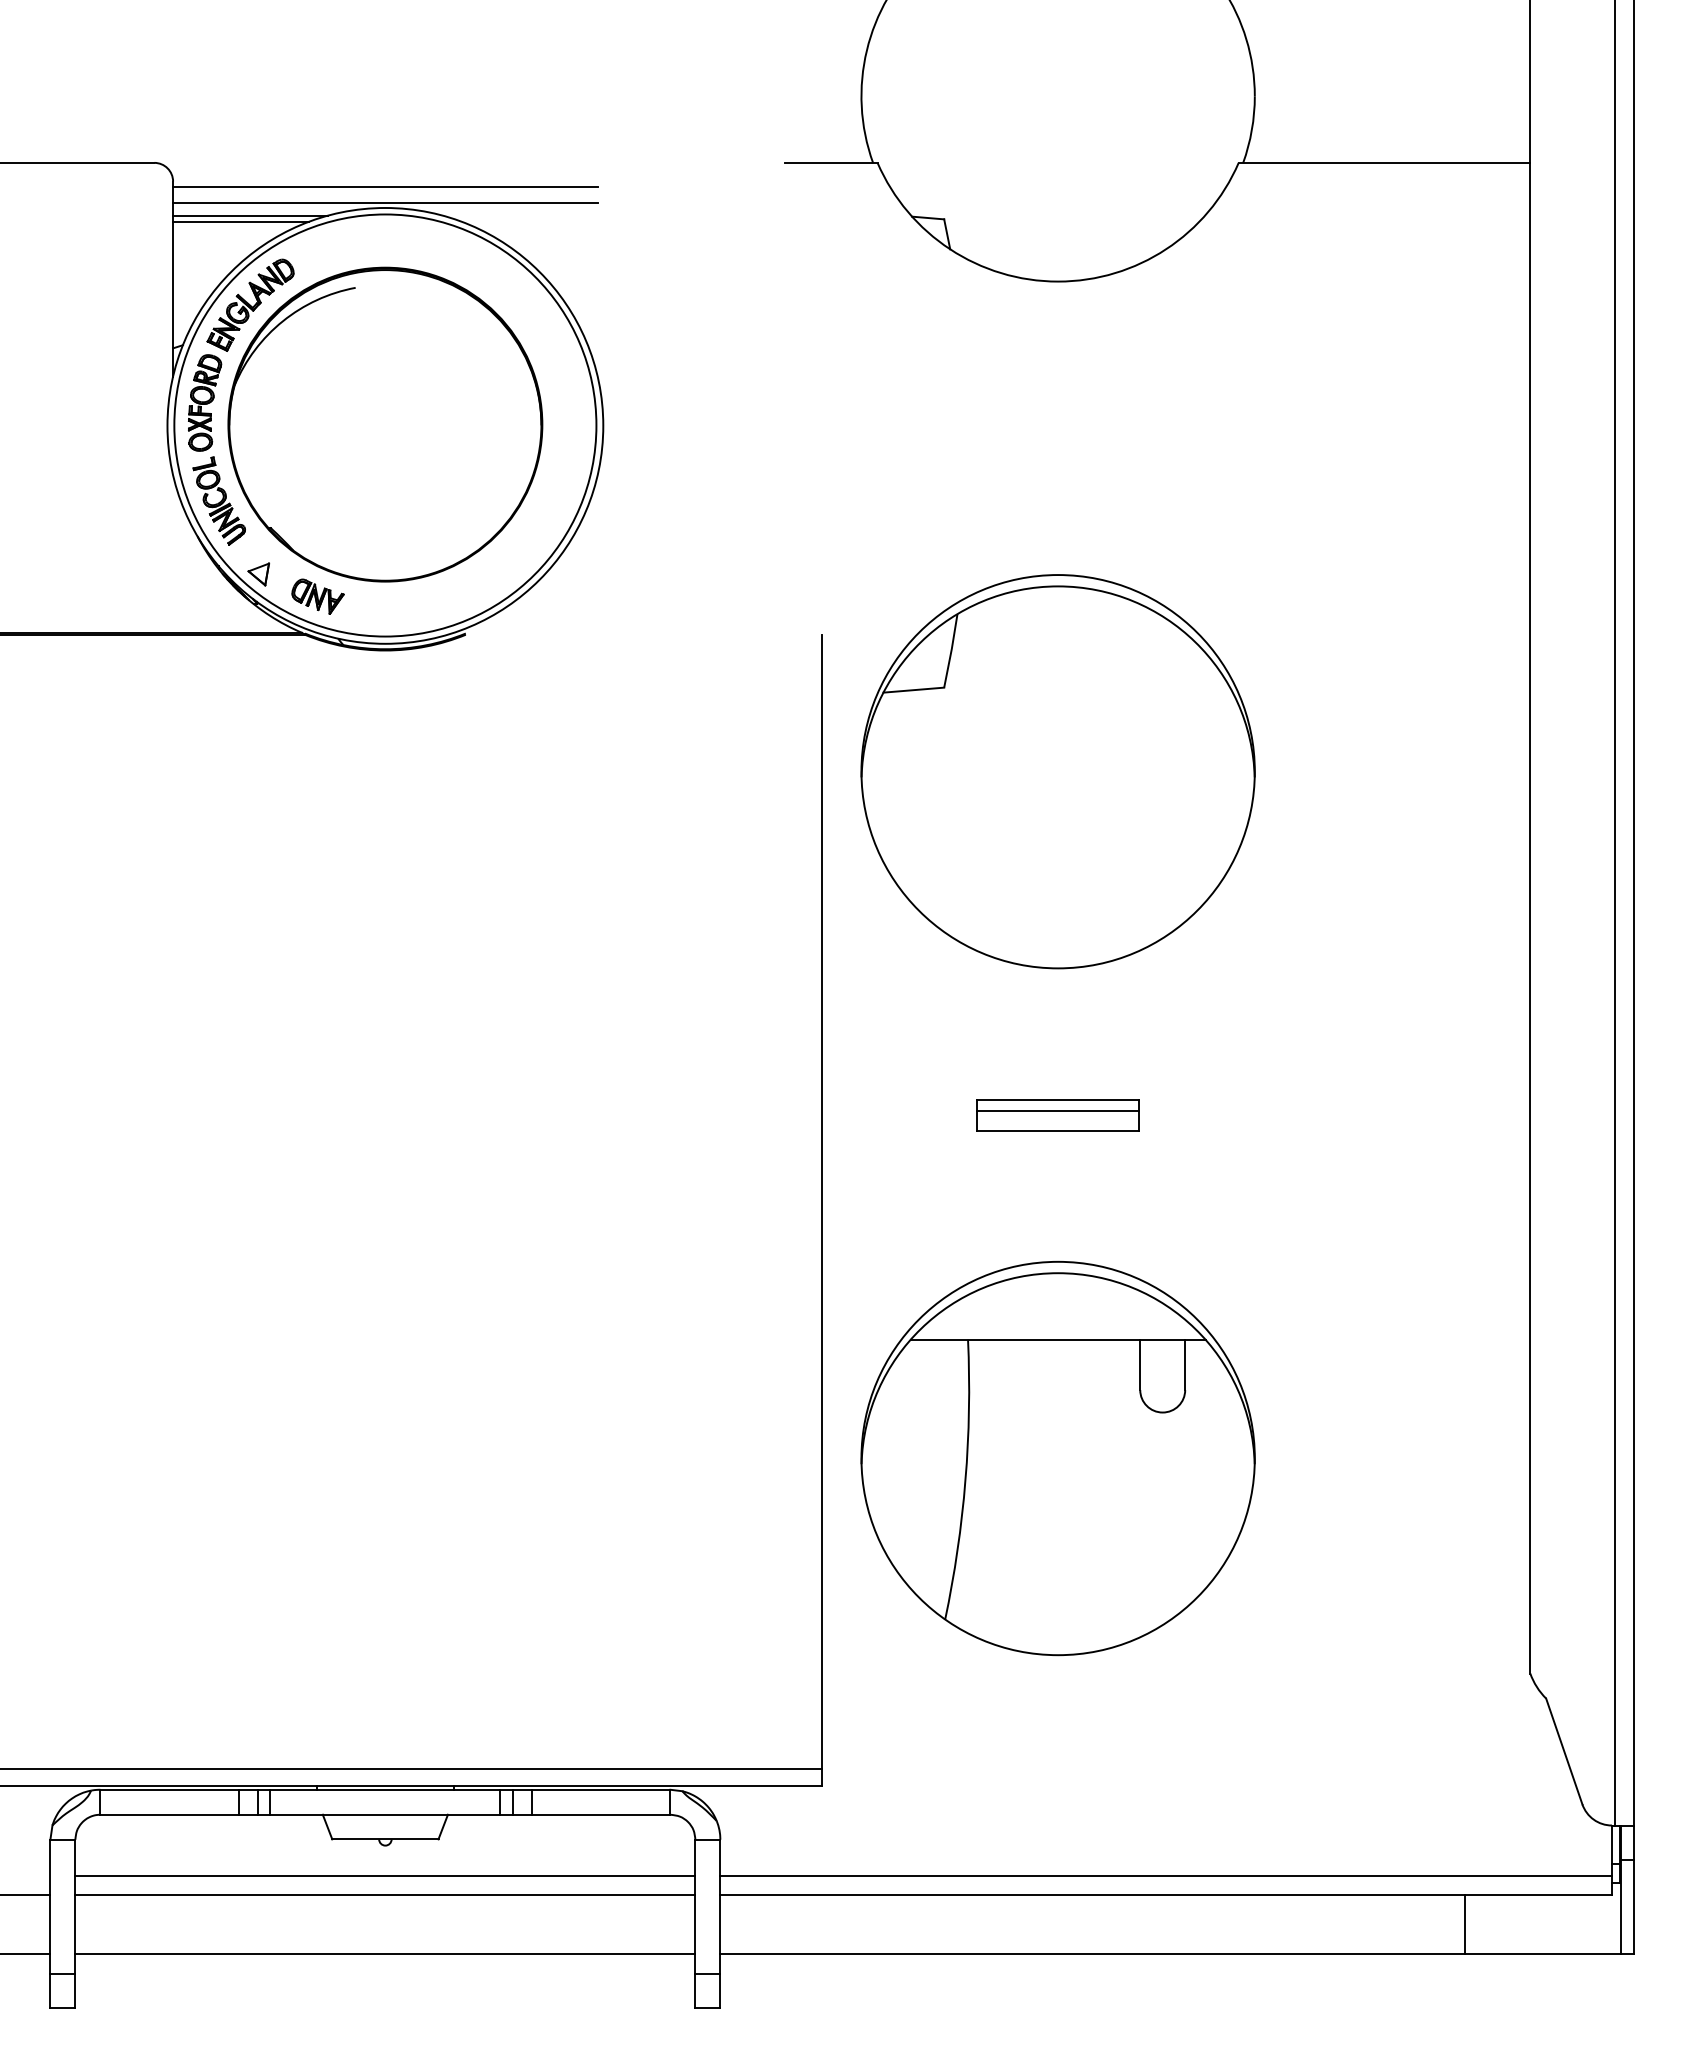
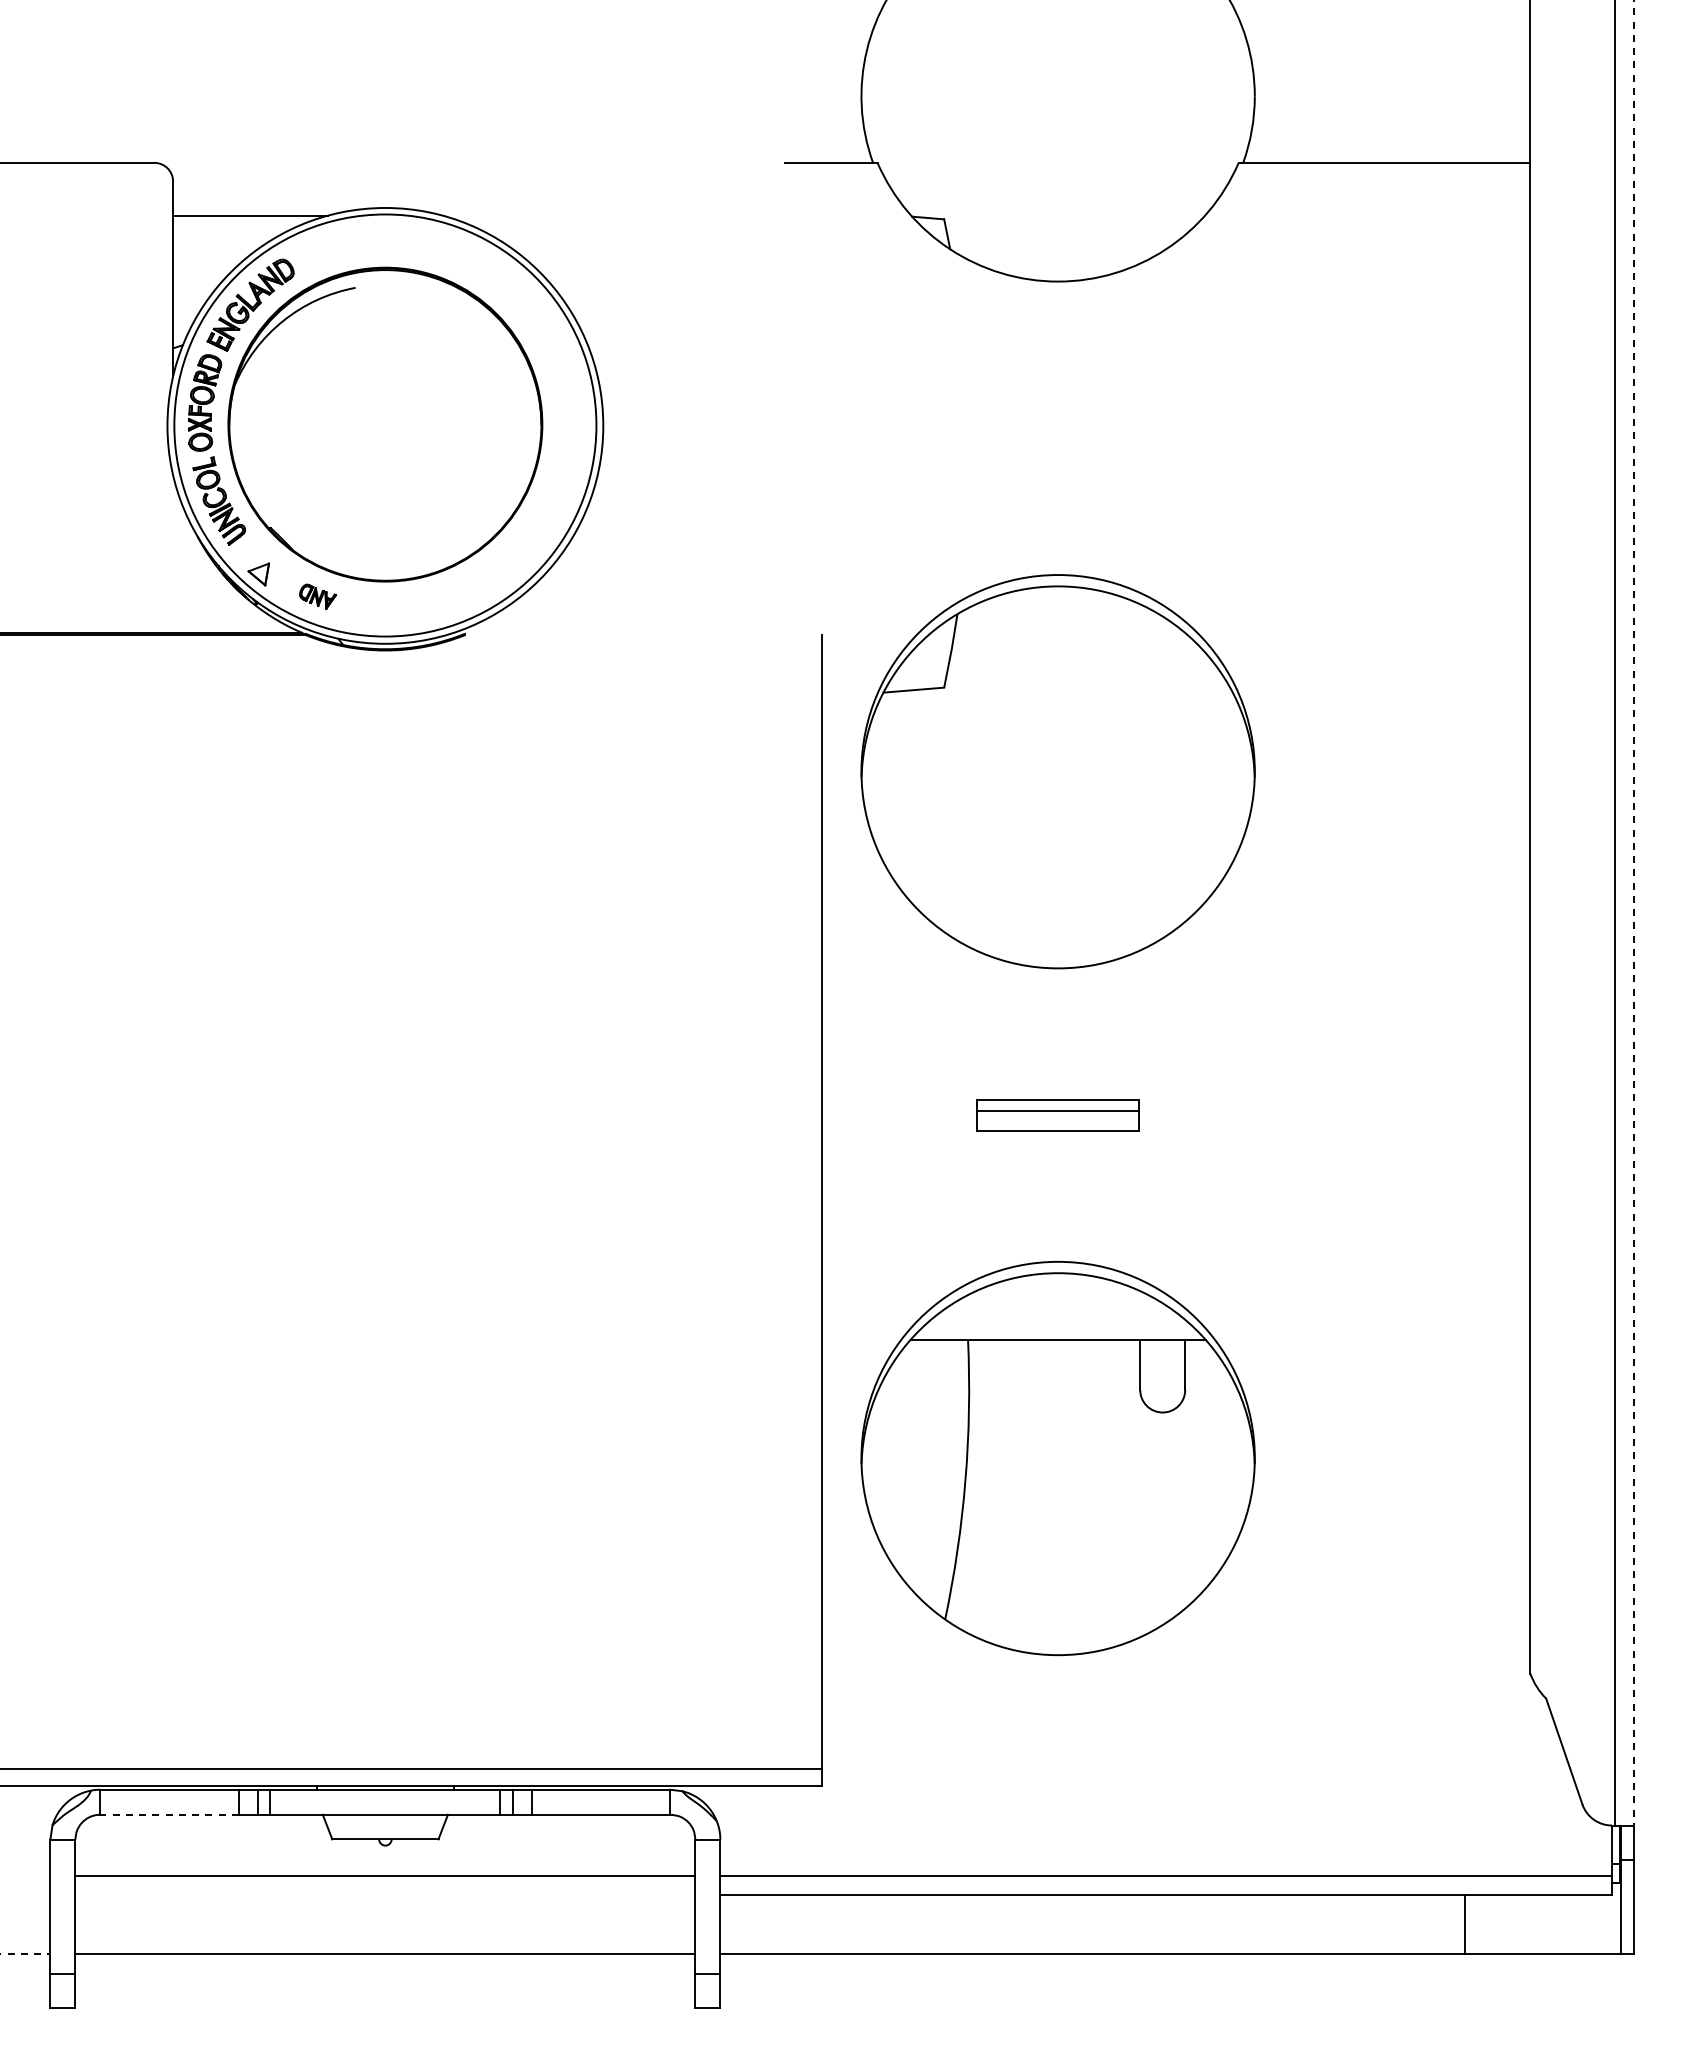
line: present -> none (385, 187)
line: present -> none (385, 202)
line: present -> none (240, 222)
part size: 54x37 px -> 38x27 px (317, 596)
line: solid -> dashed (1633, 912)
line: solid -> dashed (169, 1814)
line: present -> none (26, 1895)
line: present -> none (385, 1895)
line: solid -> dashed (25, 1953)
